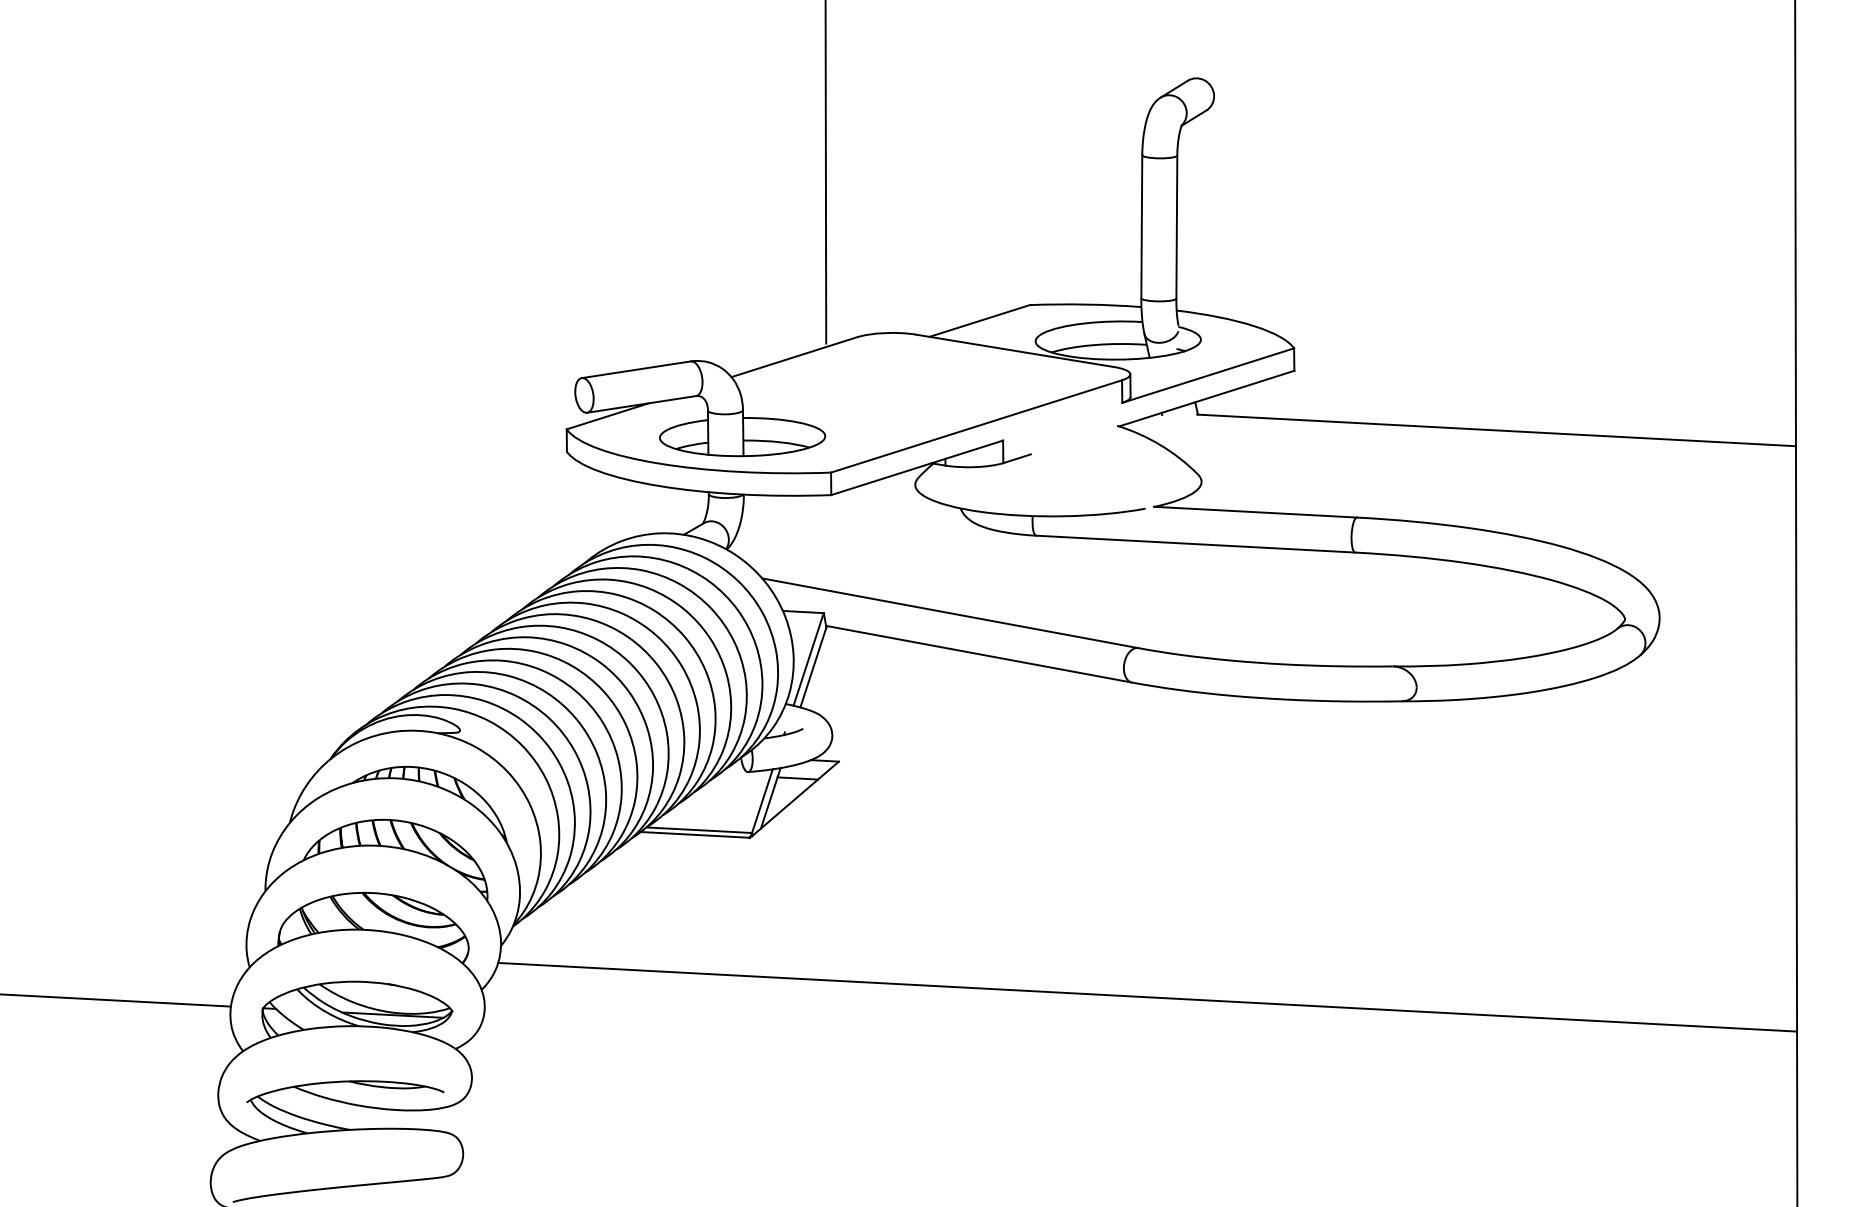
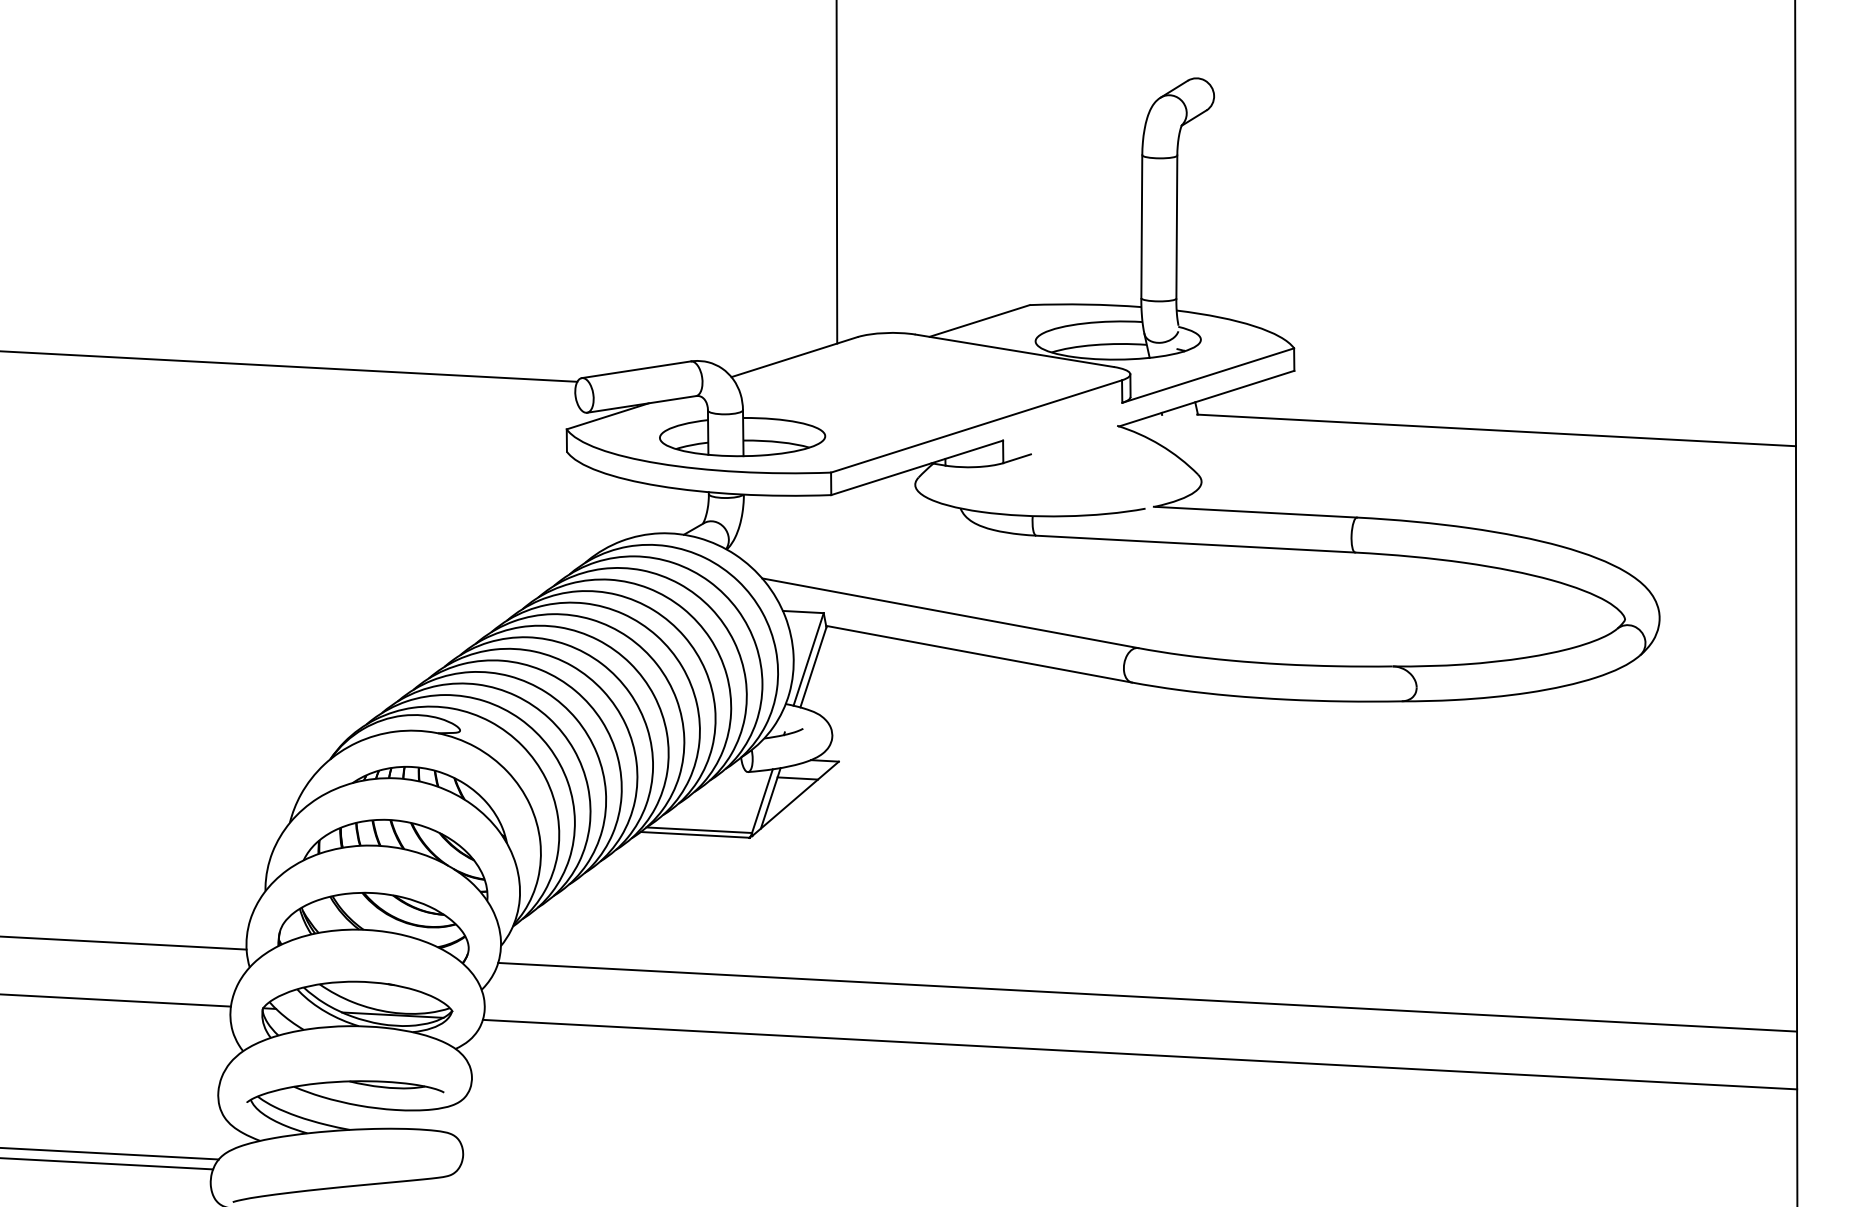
line position: (825, 172) -> (836, 172) (836, 172)
line: none -> present (289, 366)
line: none -> present (124, 942)
line: none -> present (1139, 1054)
line: none -> present (110, 1153)
line: none -> present (107, 1163)
